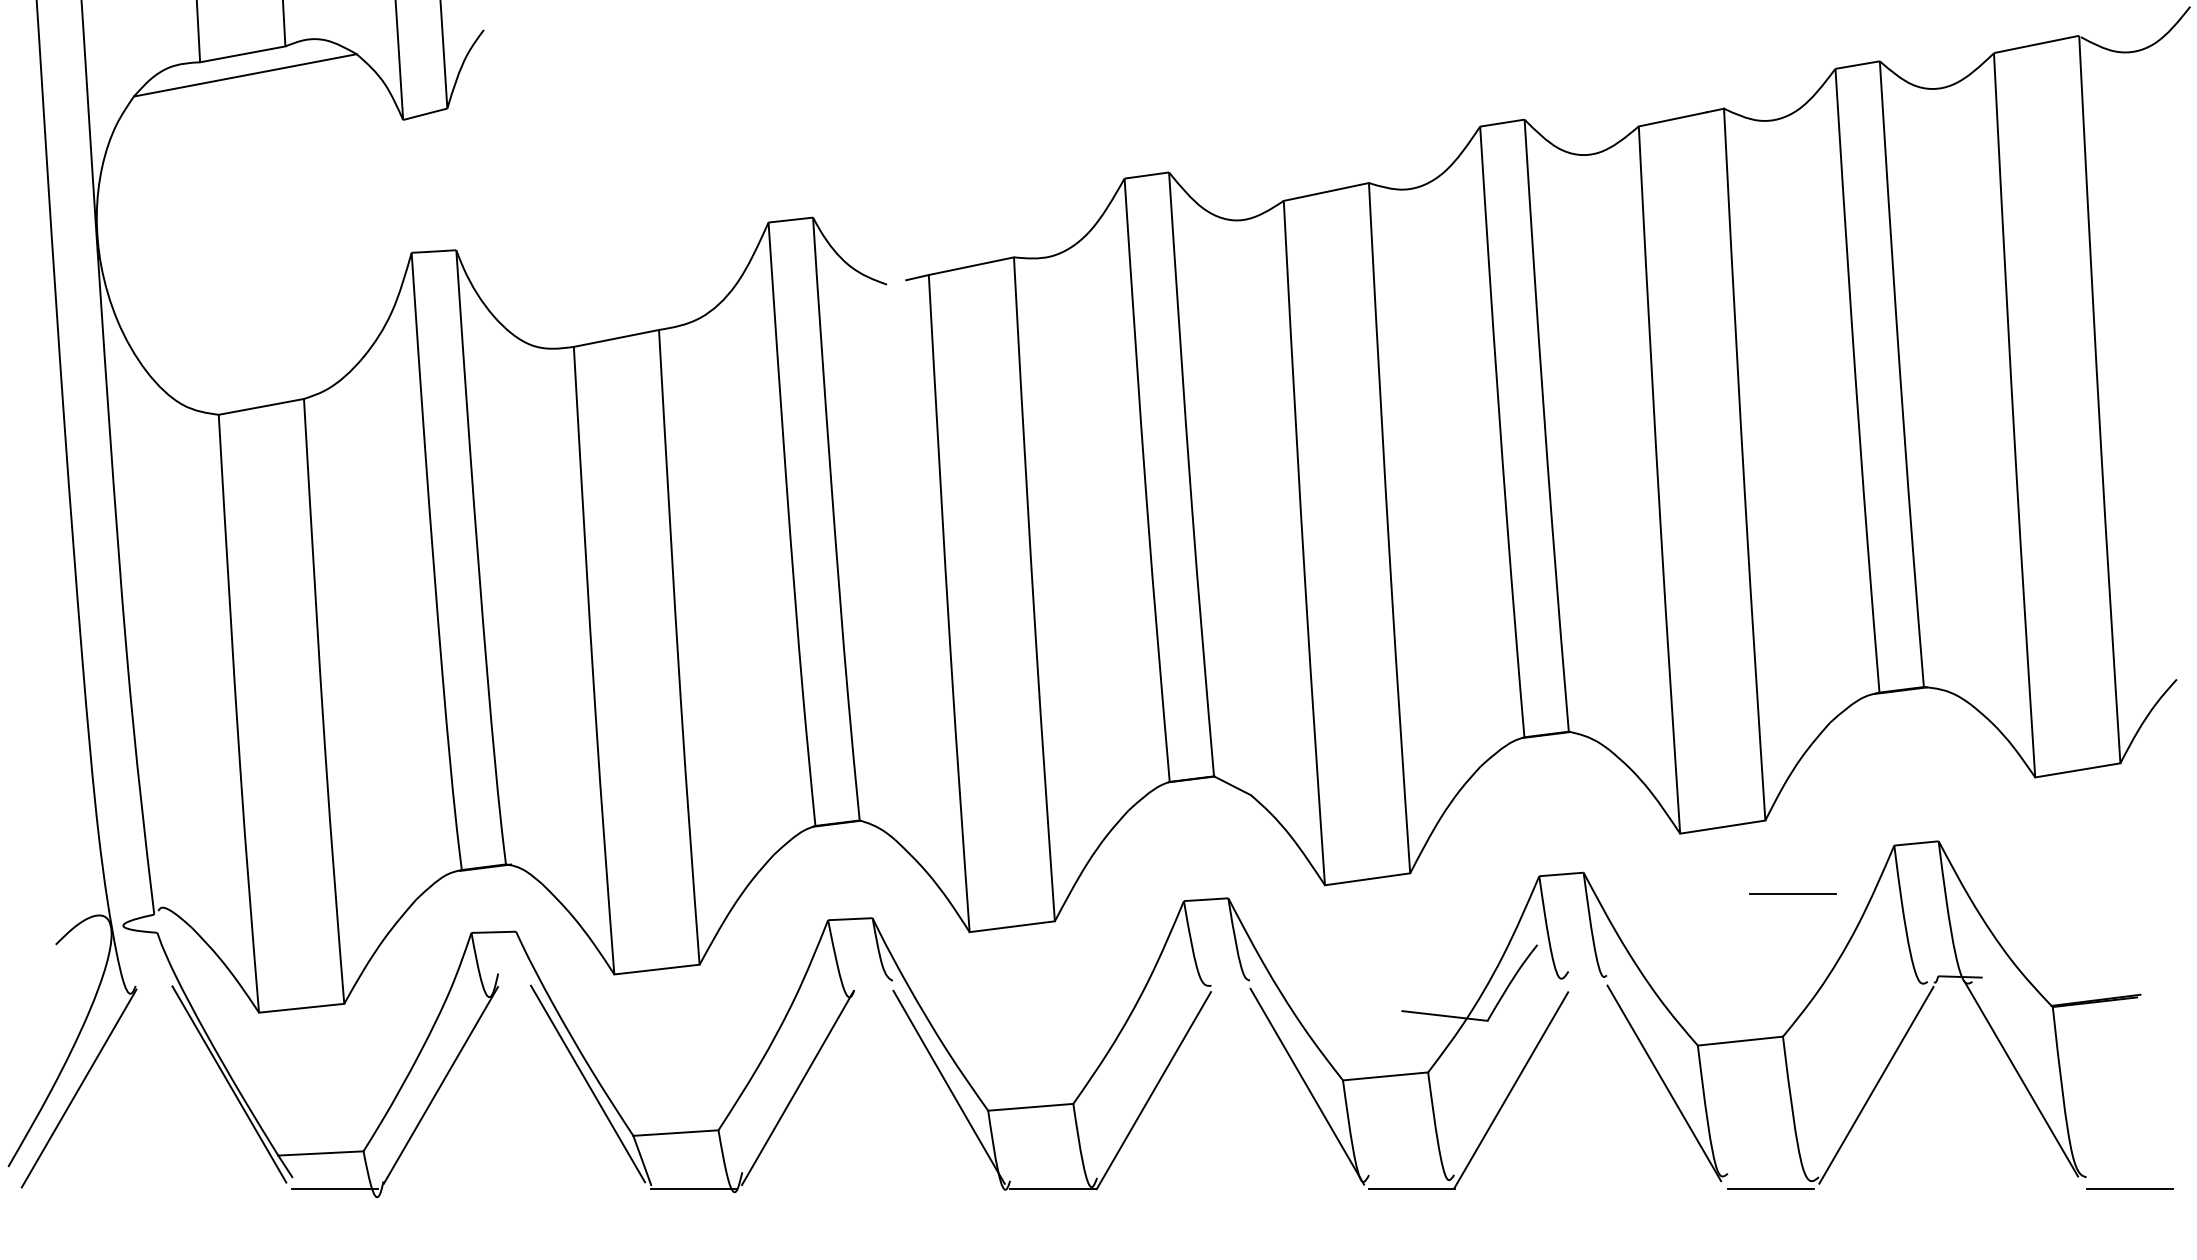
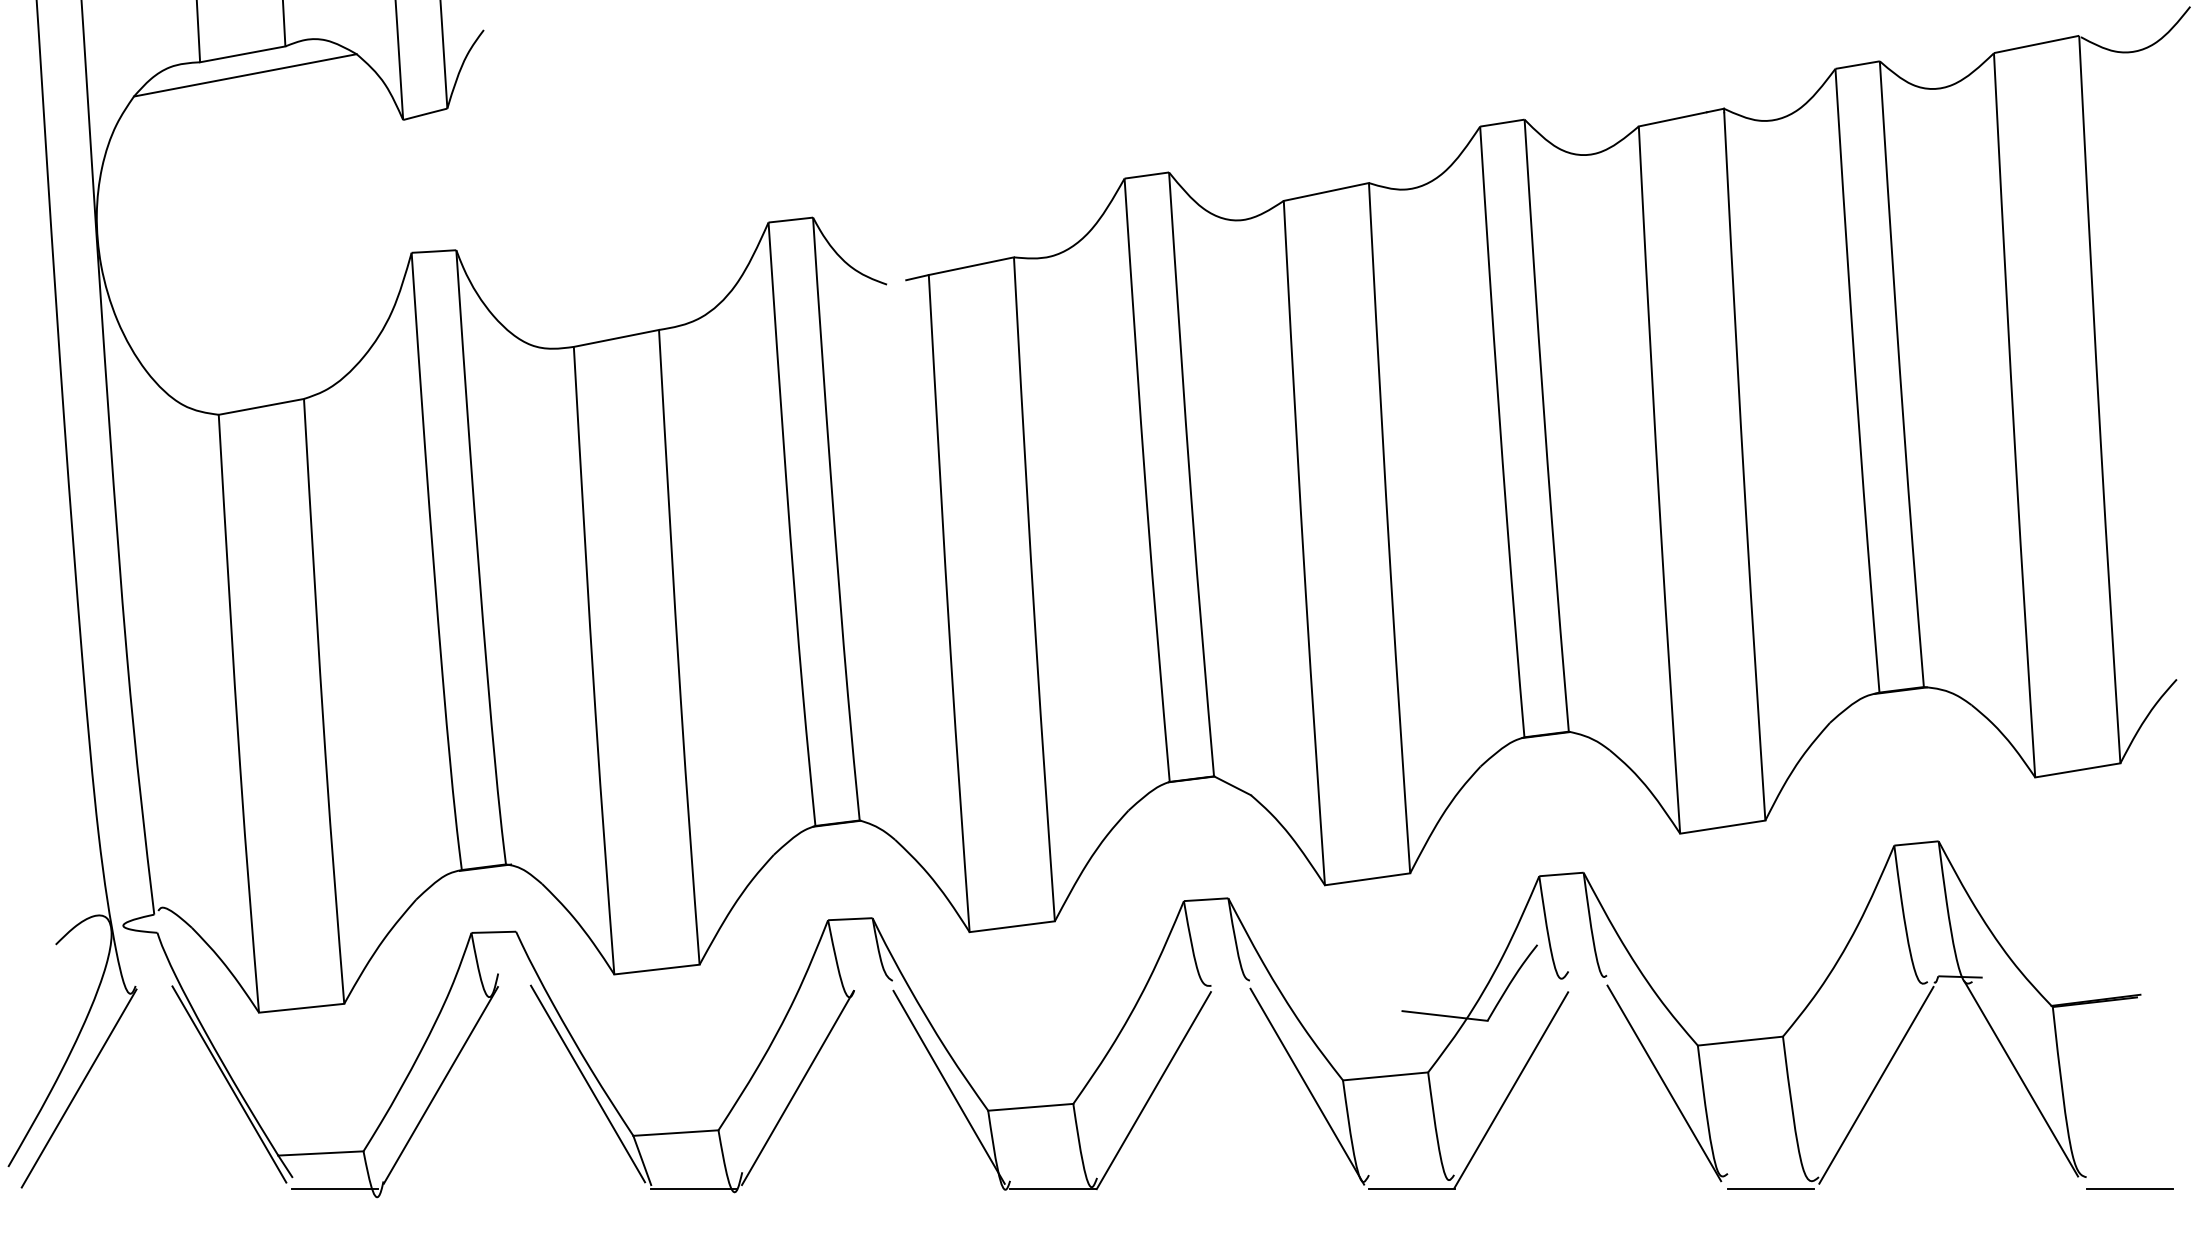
line: present -> none (1792, 893)
